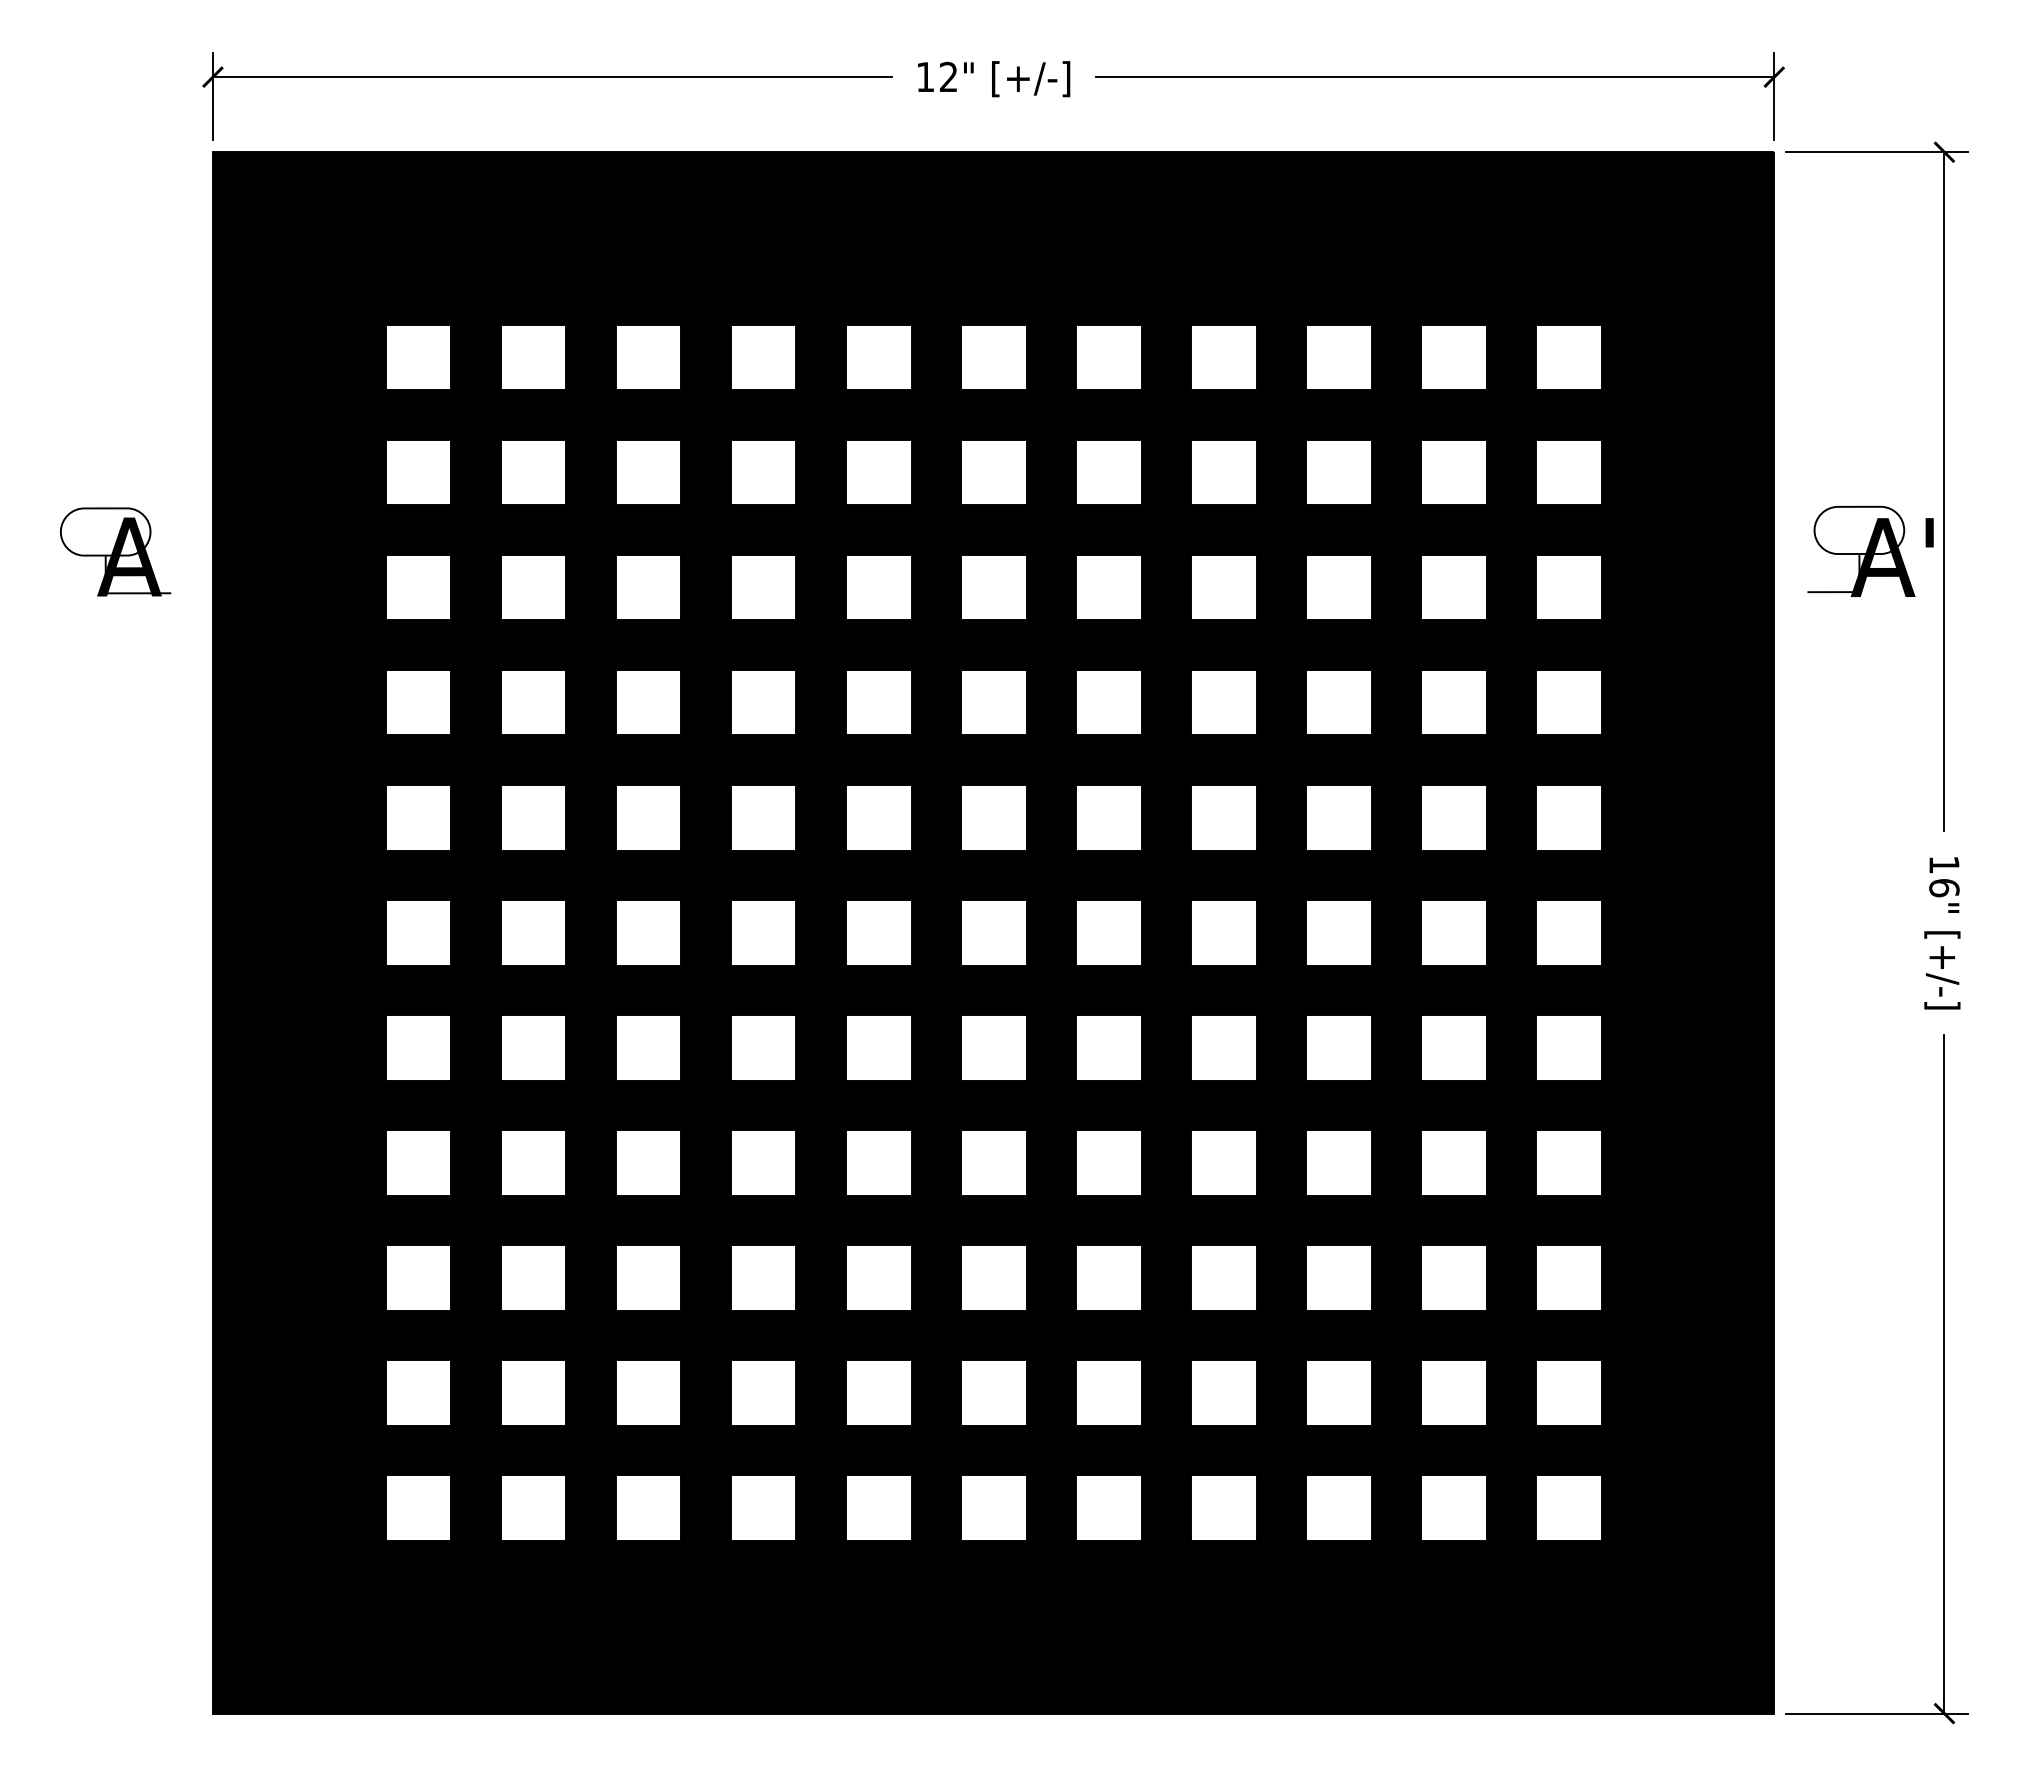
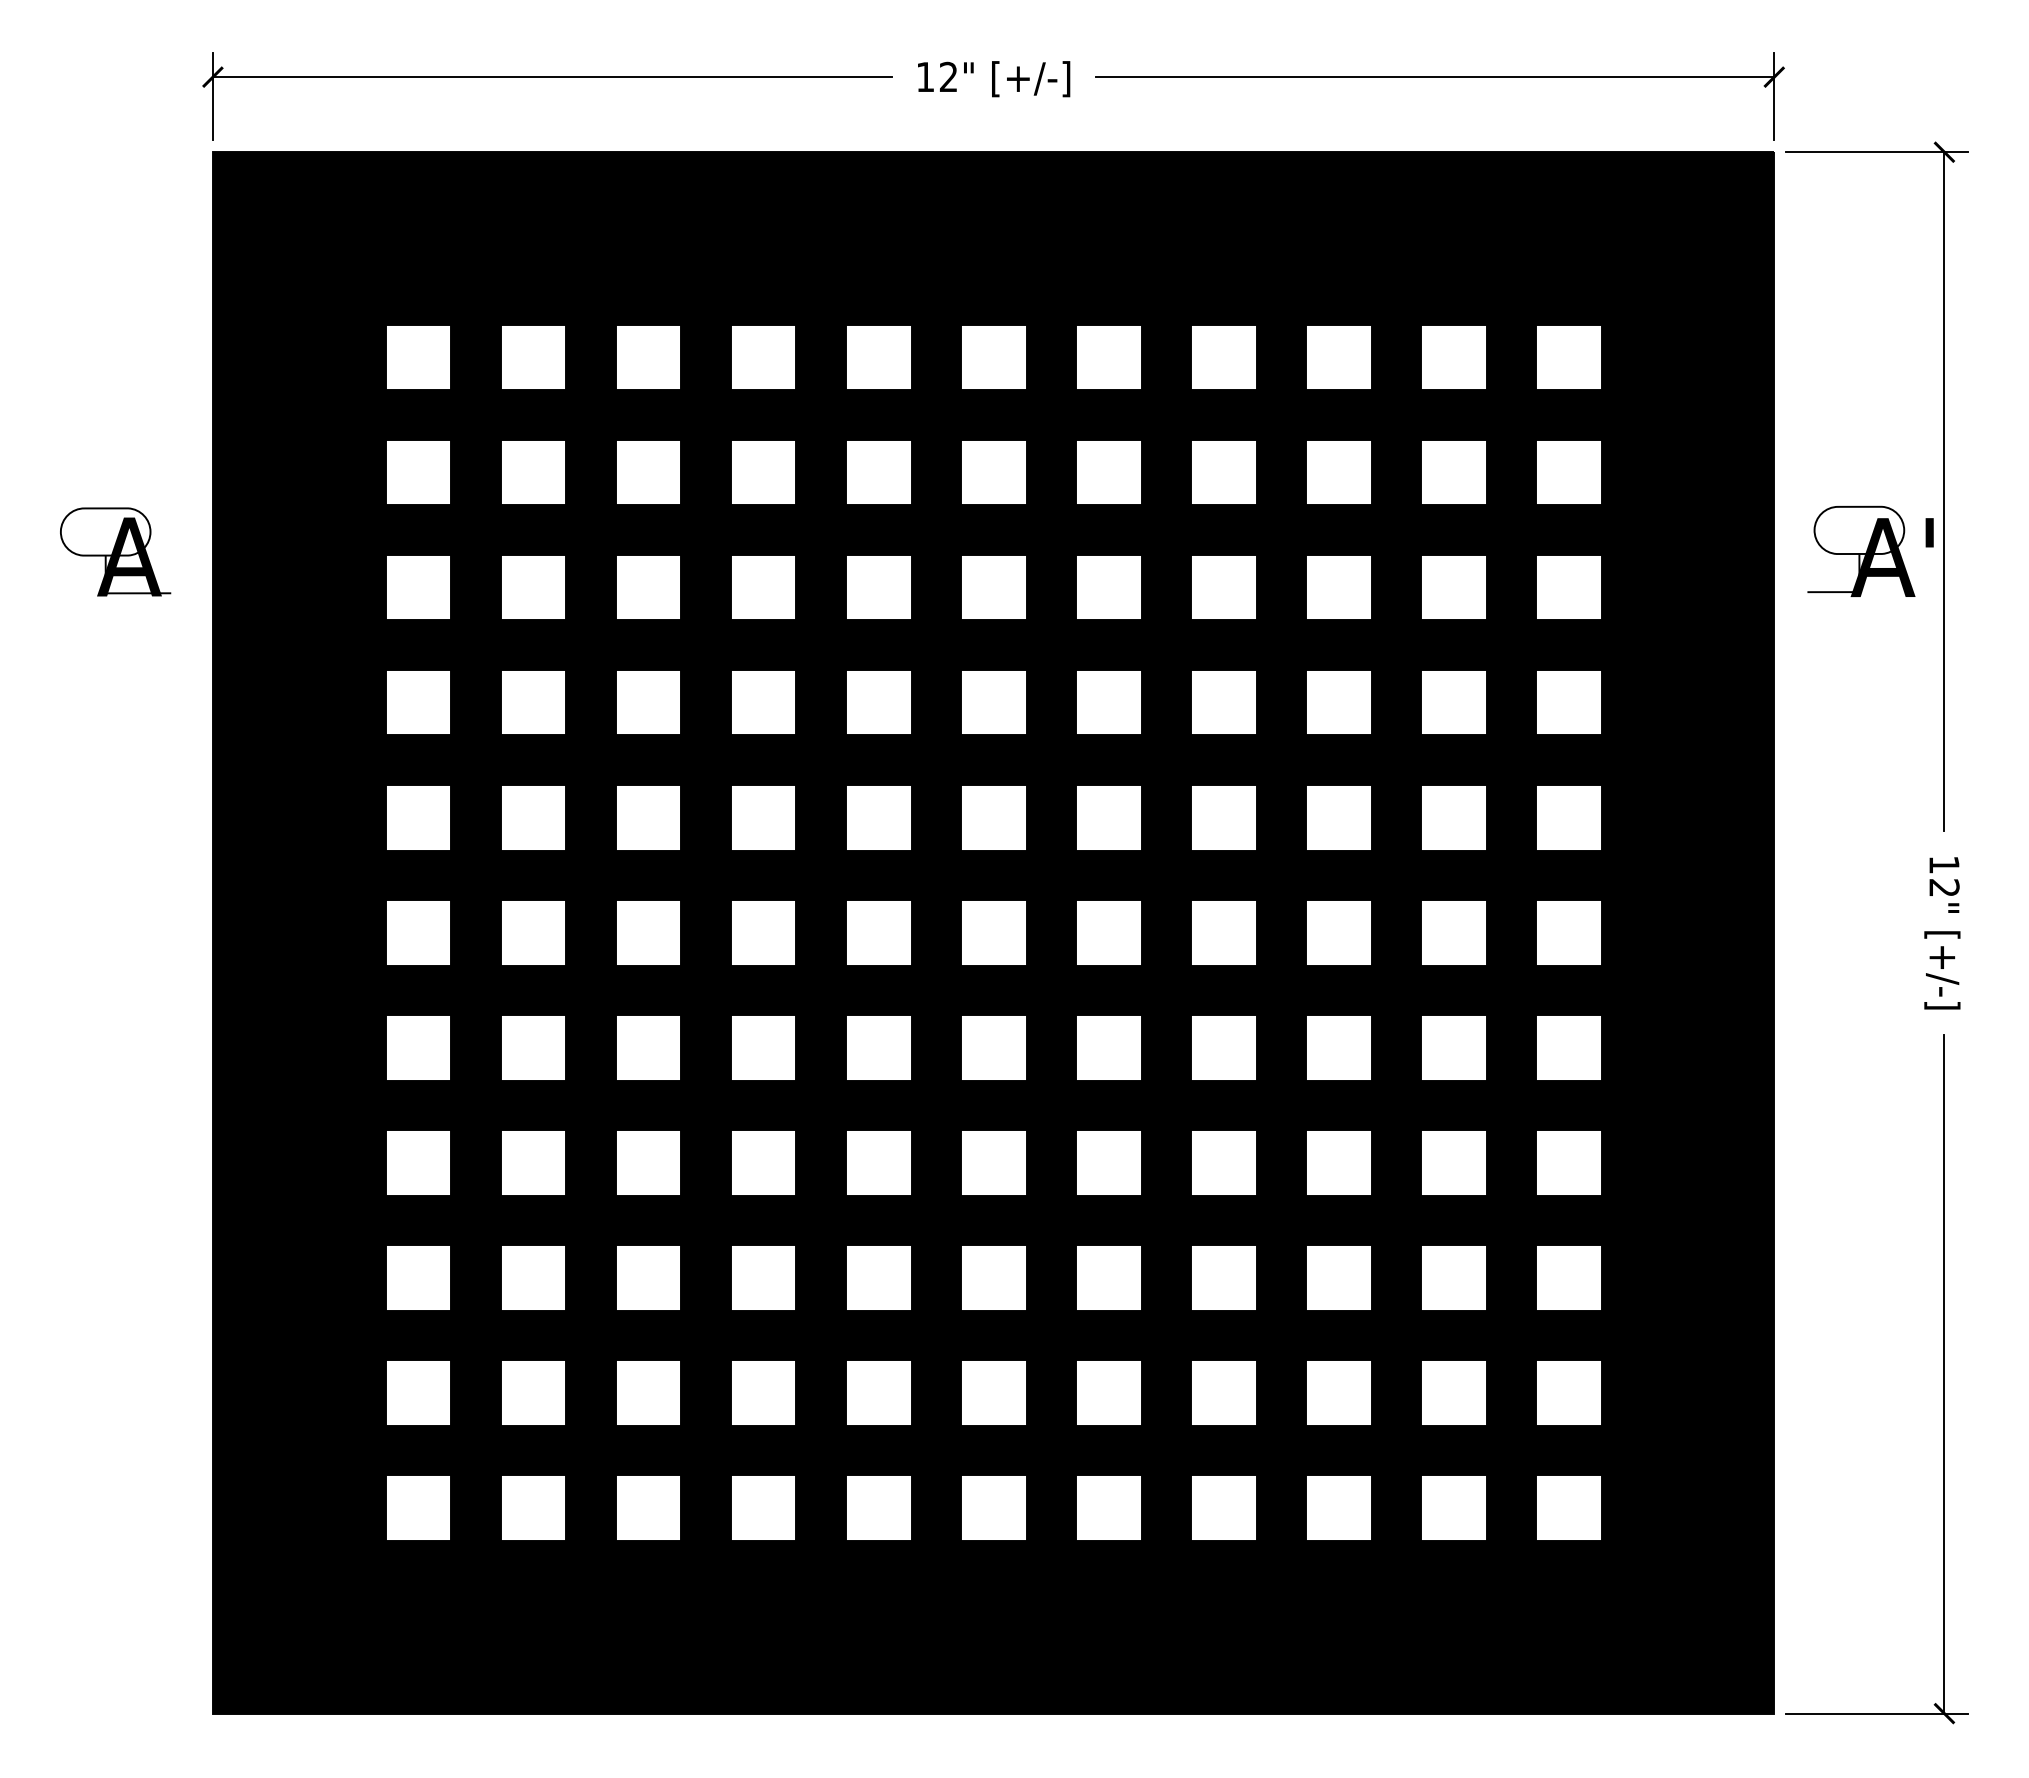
text: 16" -> 12" (1944, 888)
